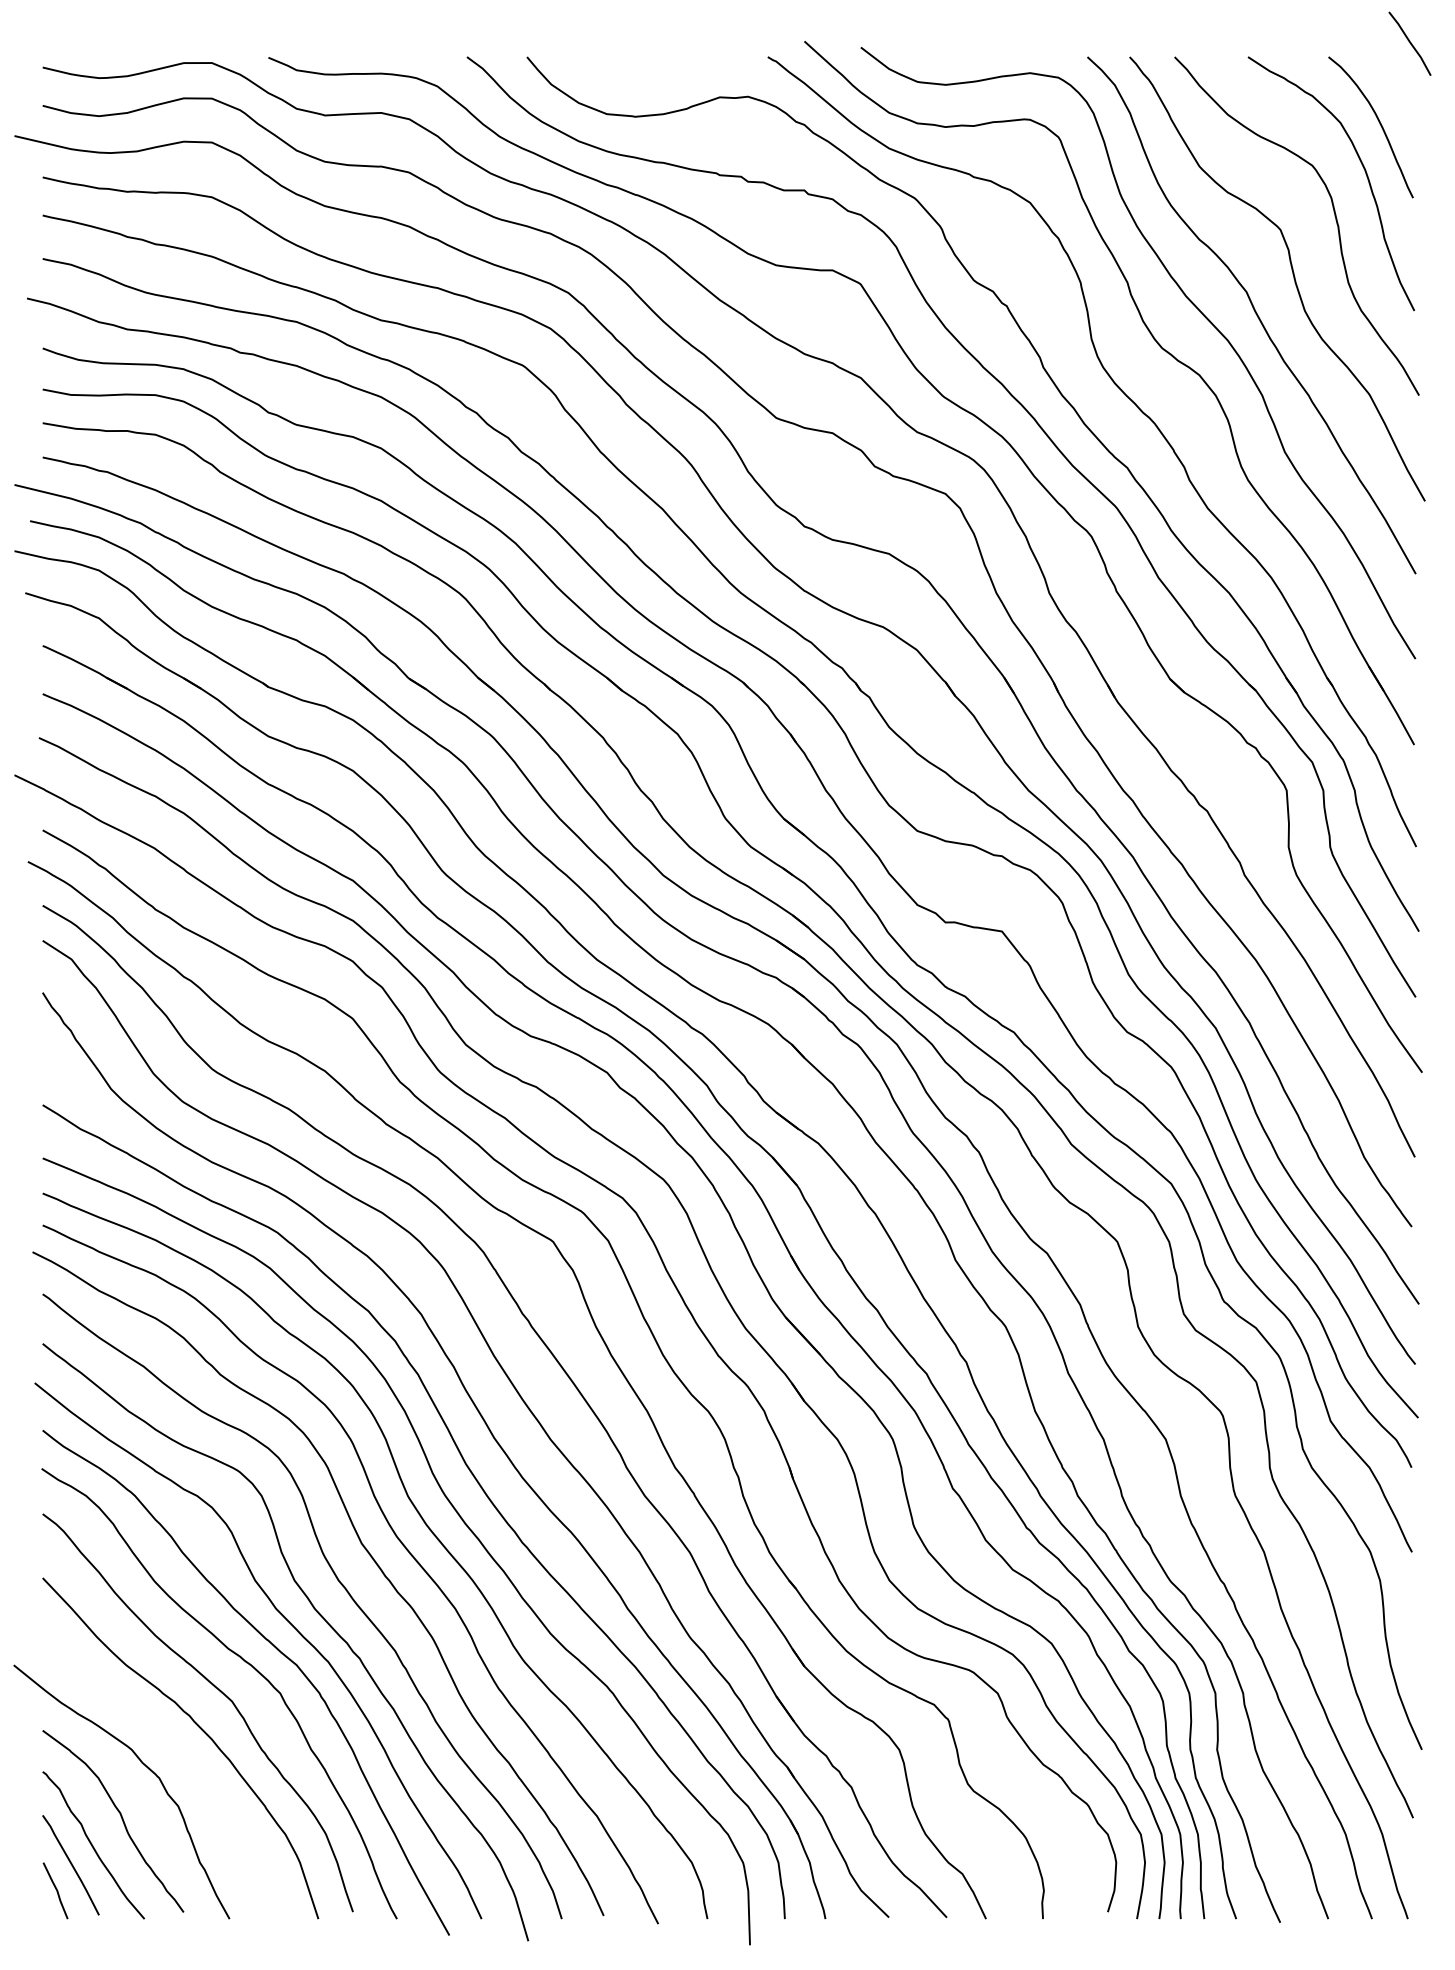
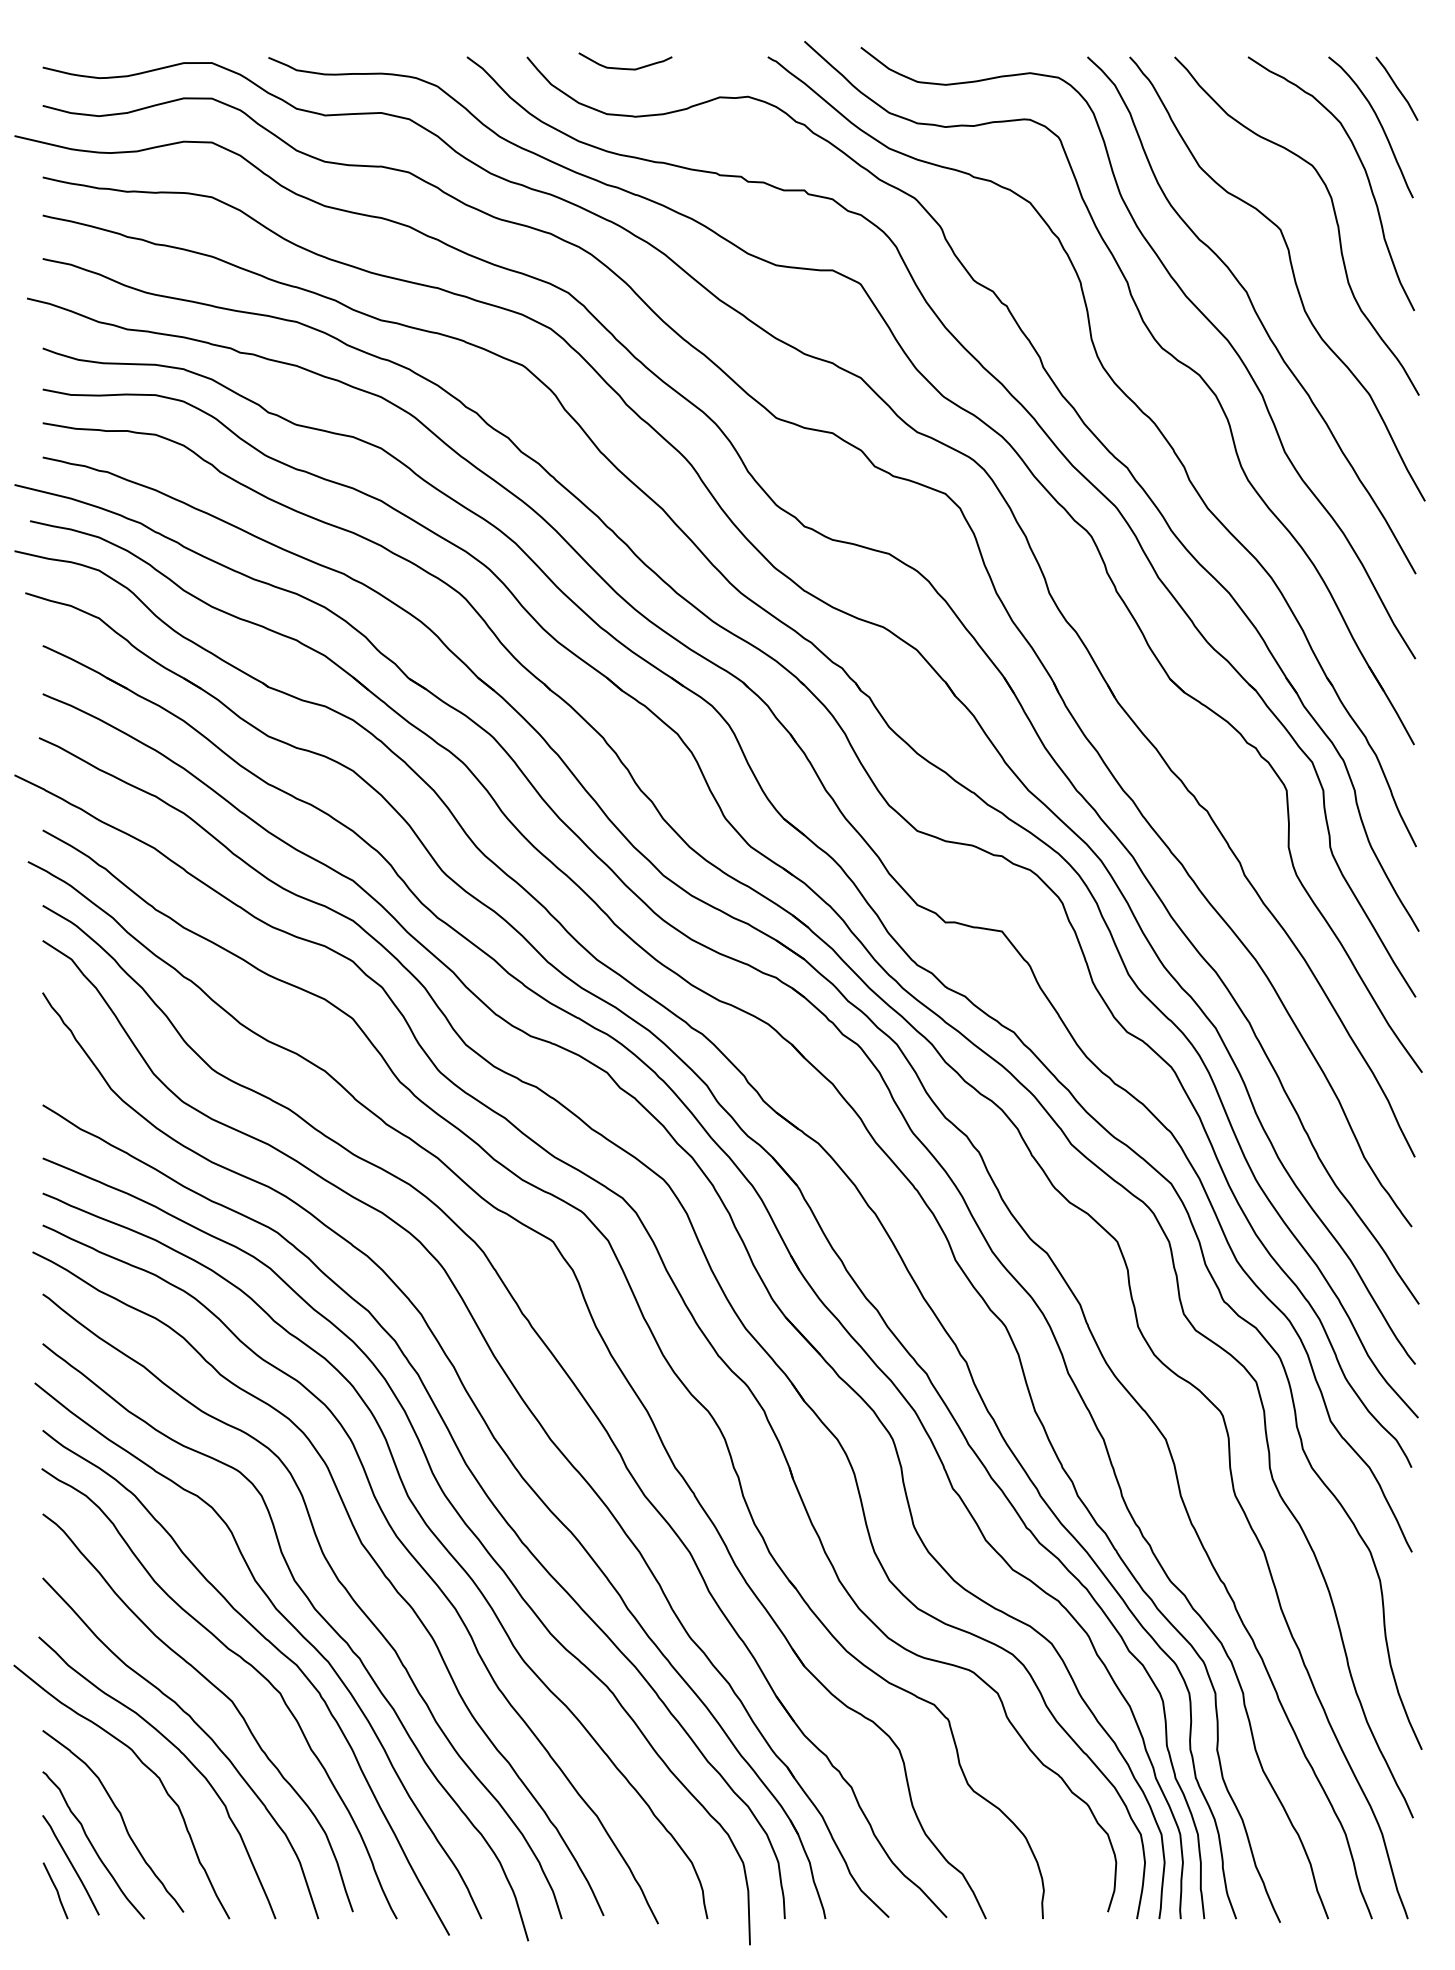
line position: (1409, 43) -> (1396, 88) (1396, 88)
curve: none -> present (625, 68)
curve: none -> present (181, 1753)
